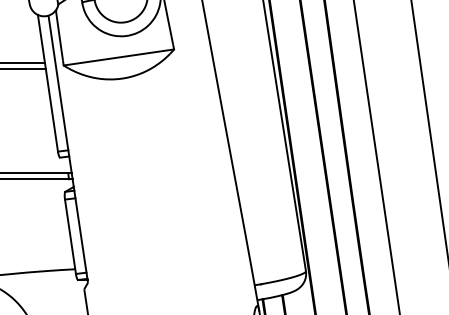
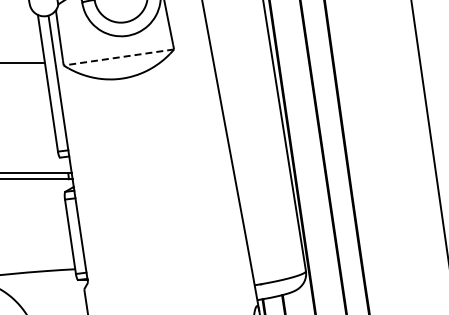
line: solid -> dashed (118, 57)
line: present -> none (23, 69)
line: present -> none (376, 156)
